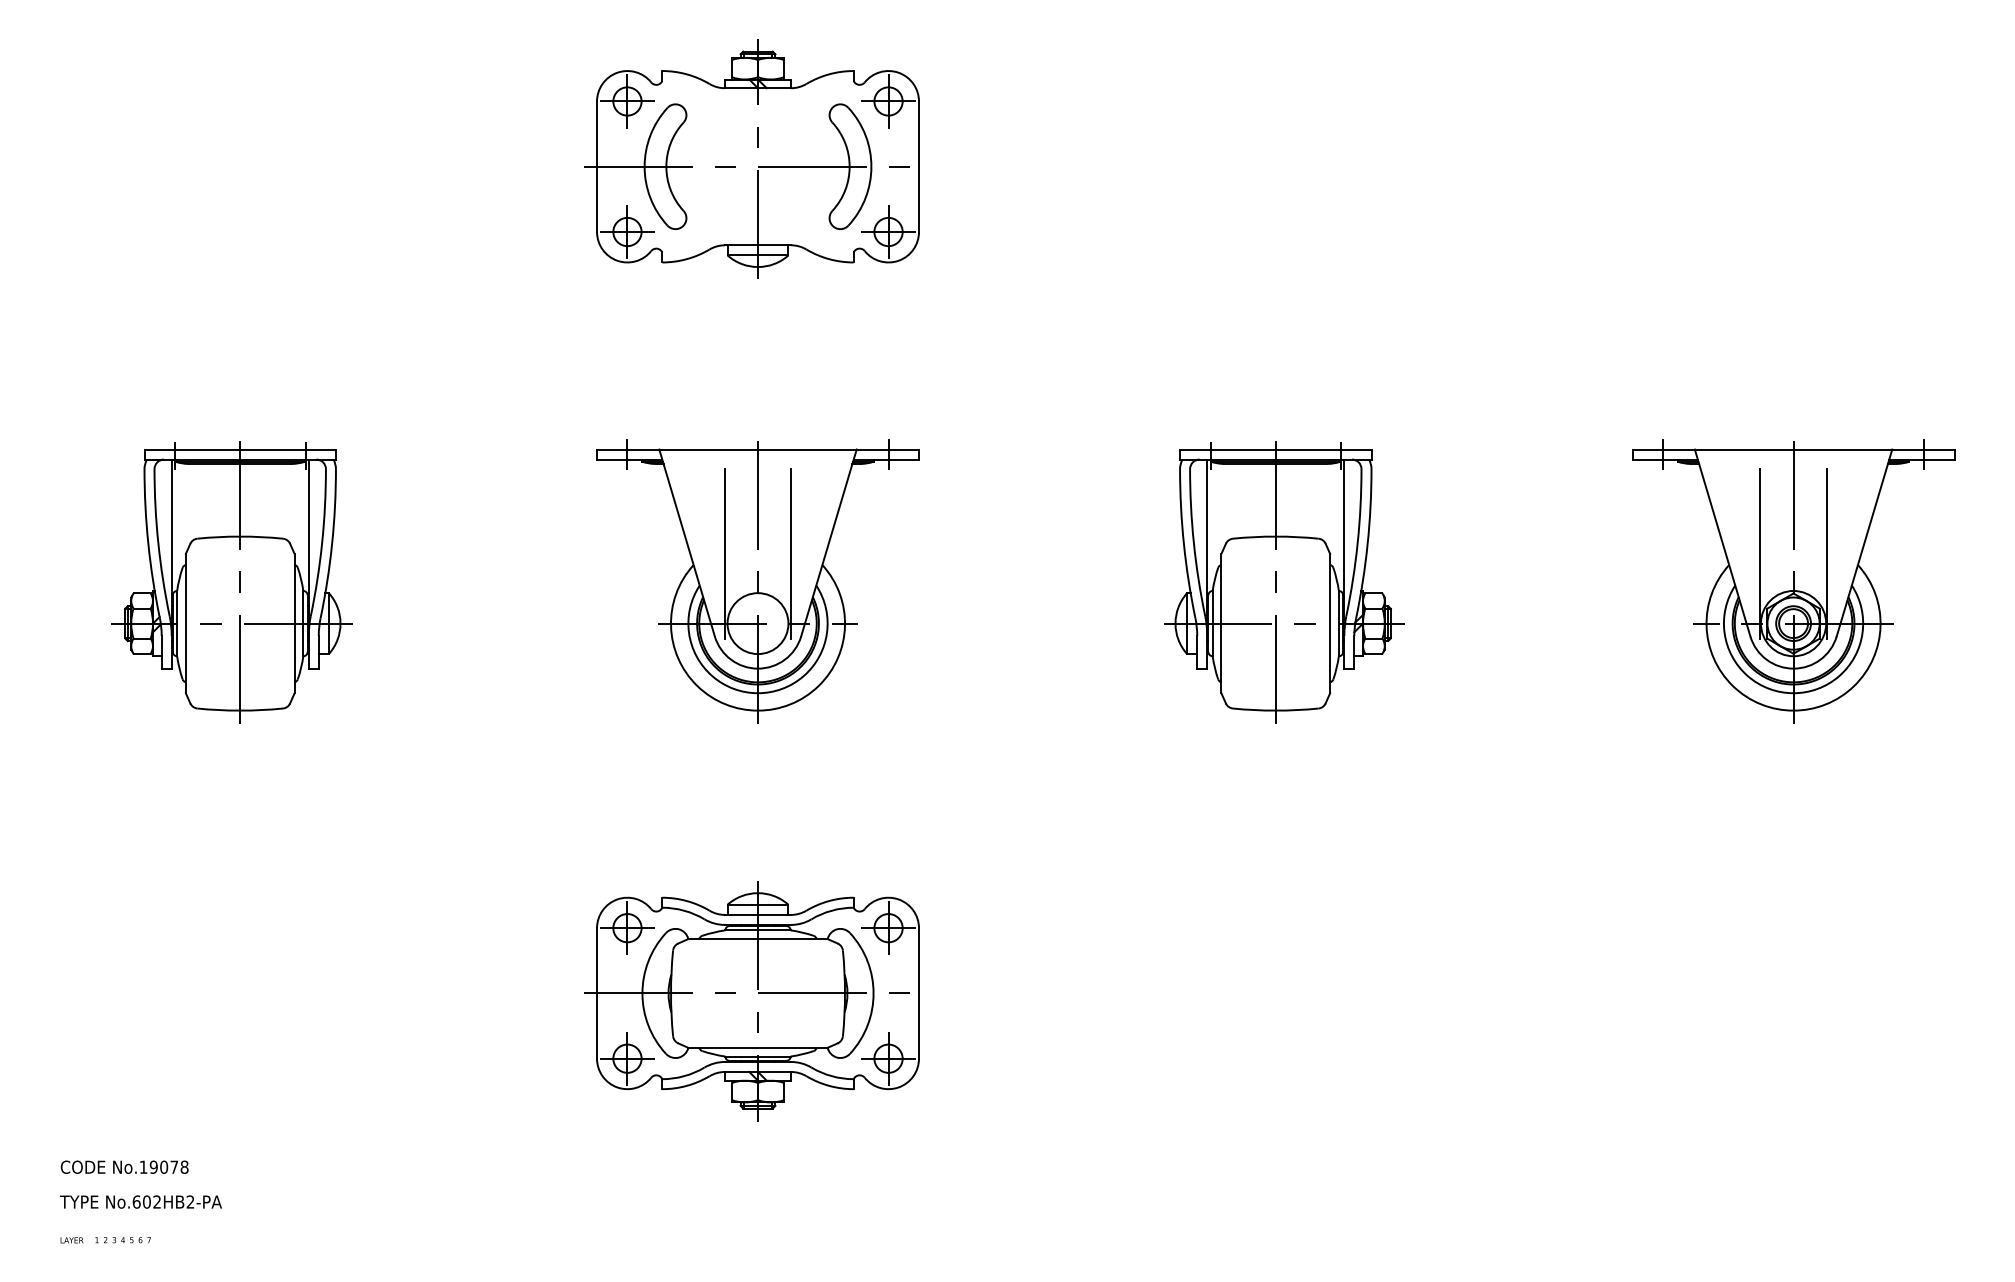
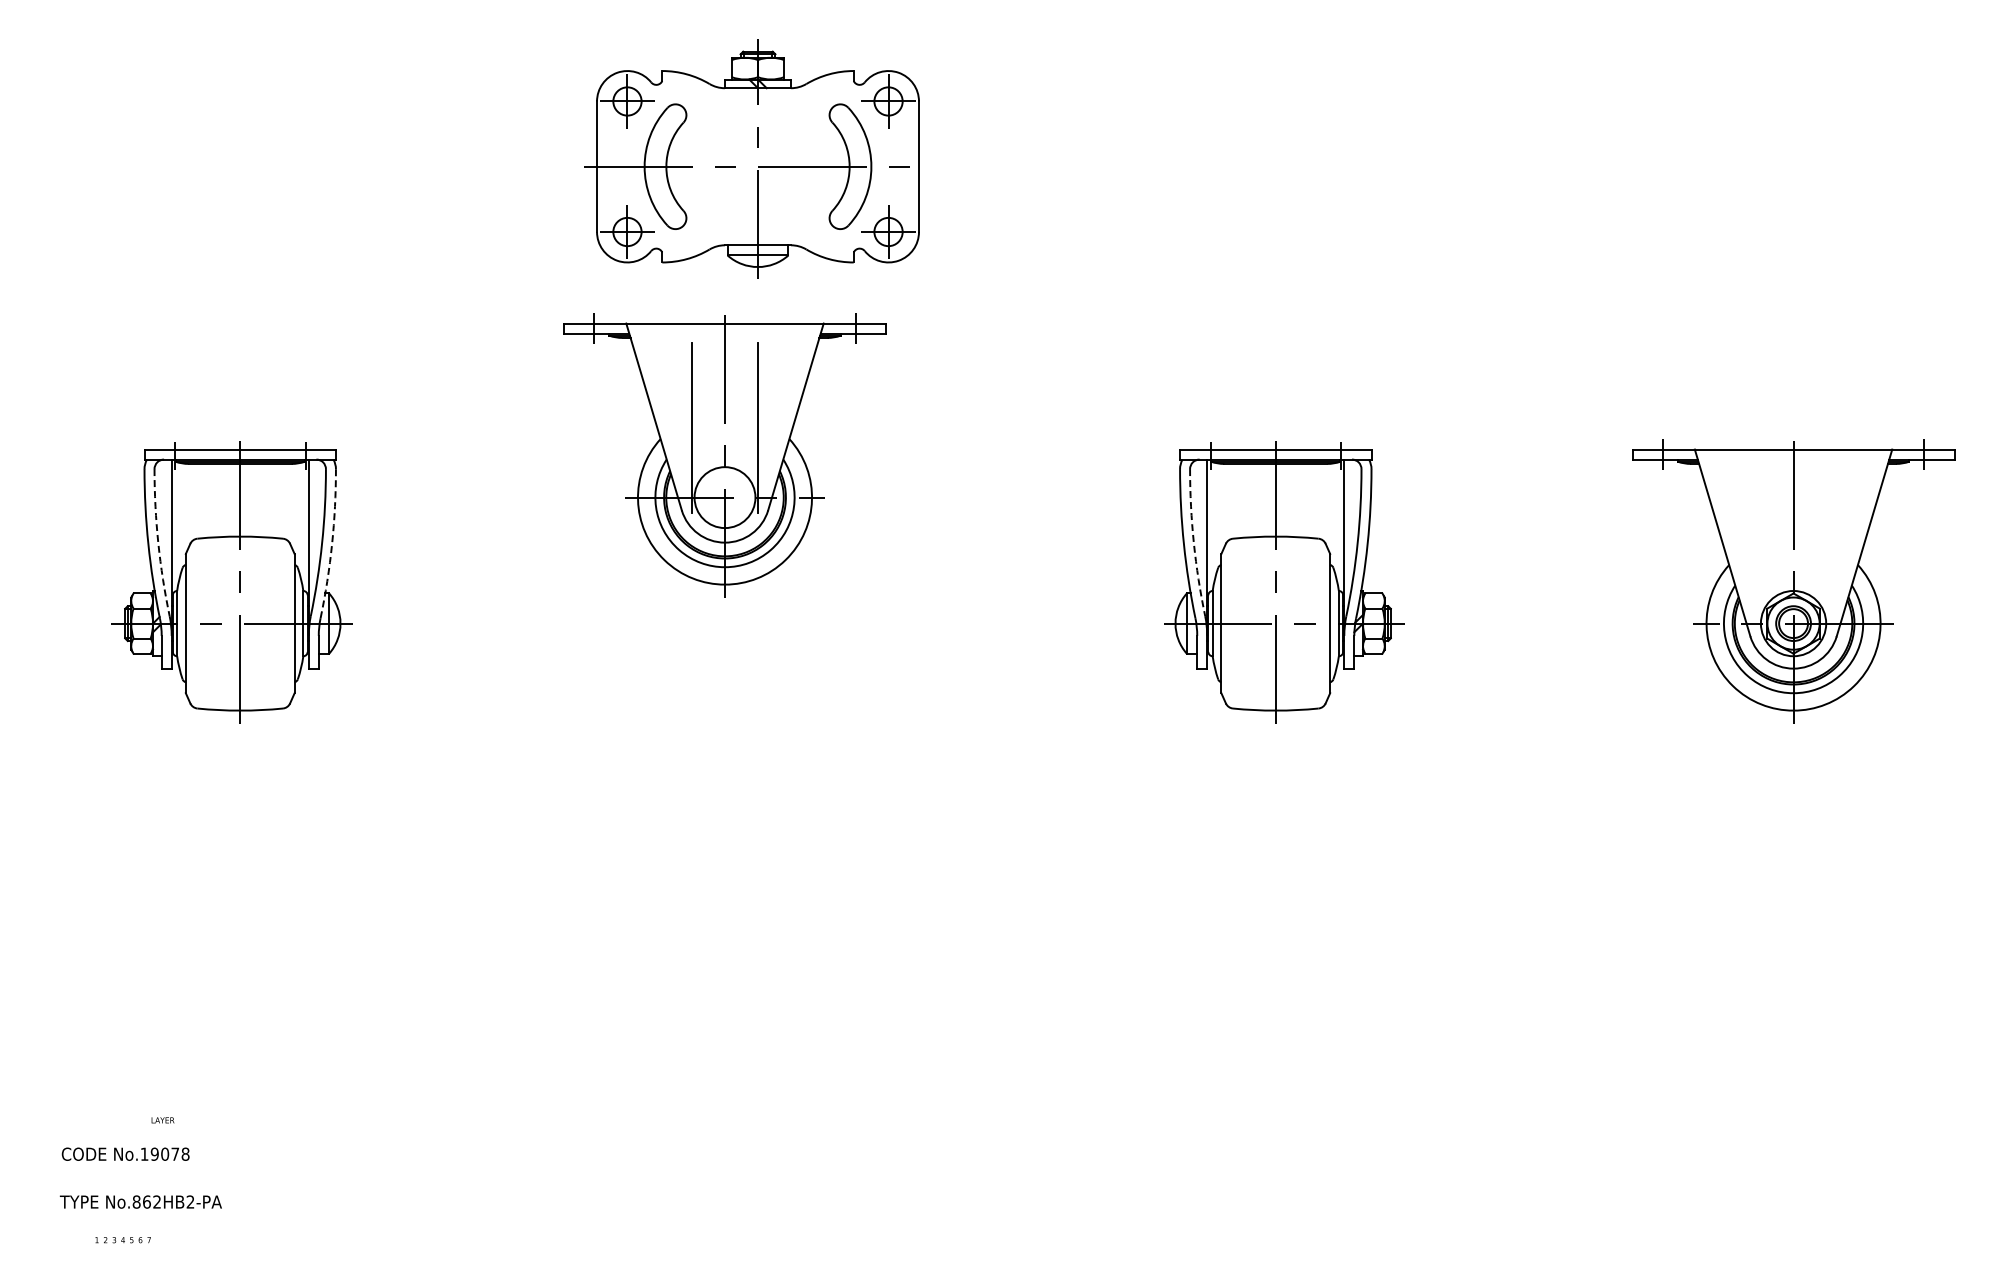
arc: solid -> dashed (158, 543)
arc: solid -> dashed (1193, 543)
arc: solid -> dashed (332, 544)
line: present -> none (1760, 553)
line: present -> none (1826, 553)
part position: (757, 581) -> (724, 455) (724, 455)
part: present -> none (751, 1001)
text position: (124, 1166) -> (125, 1153) (125, 1153)
text: No.602HB2-PA -> No.862HB2-PA (141, 1201)
text position: (71, 1240) -> (162, 1120) (162, 1120)
